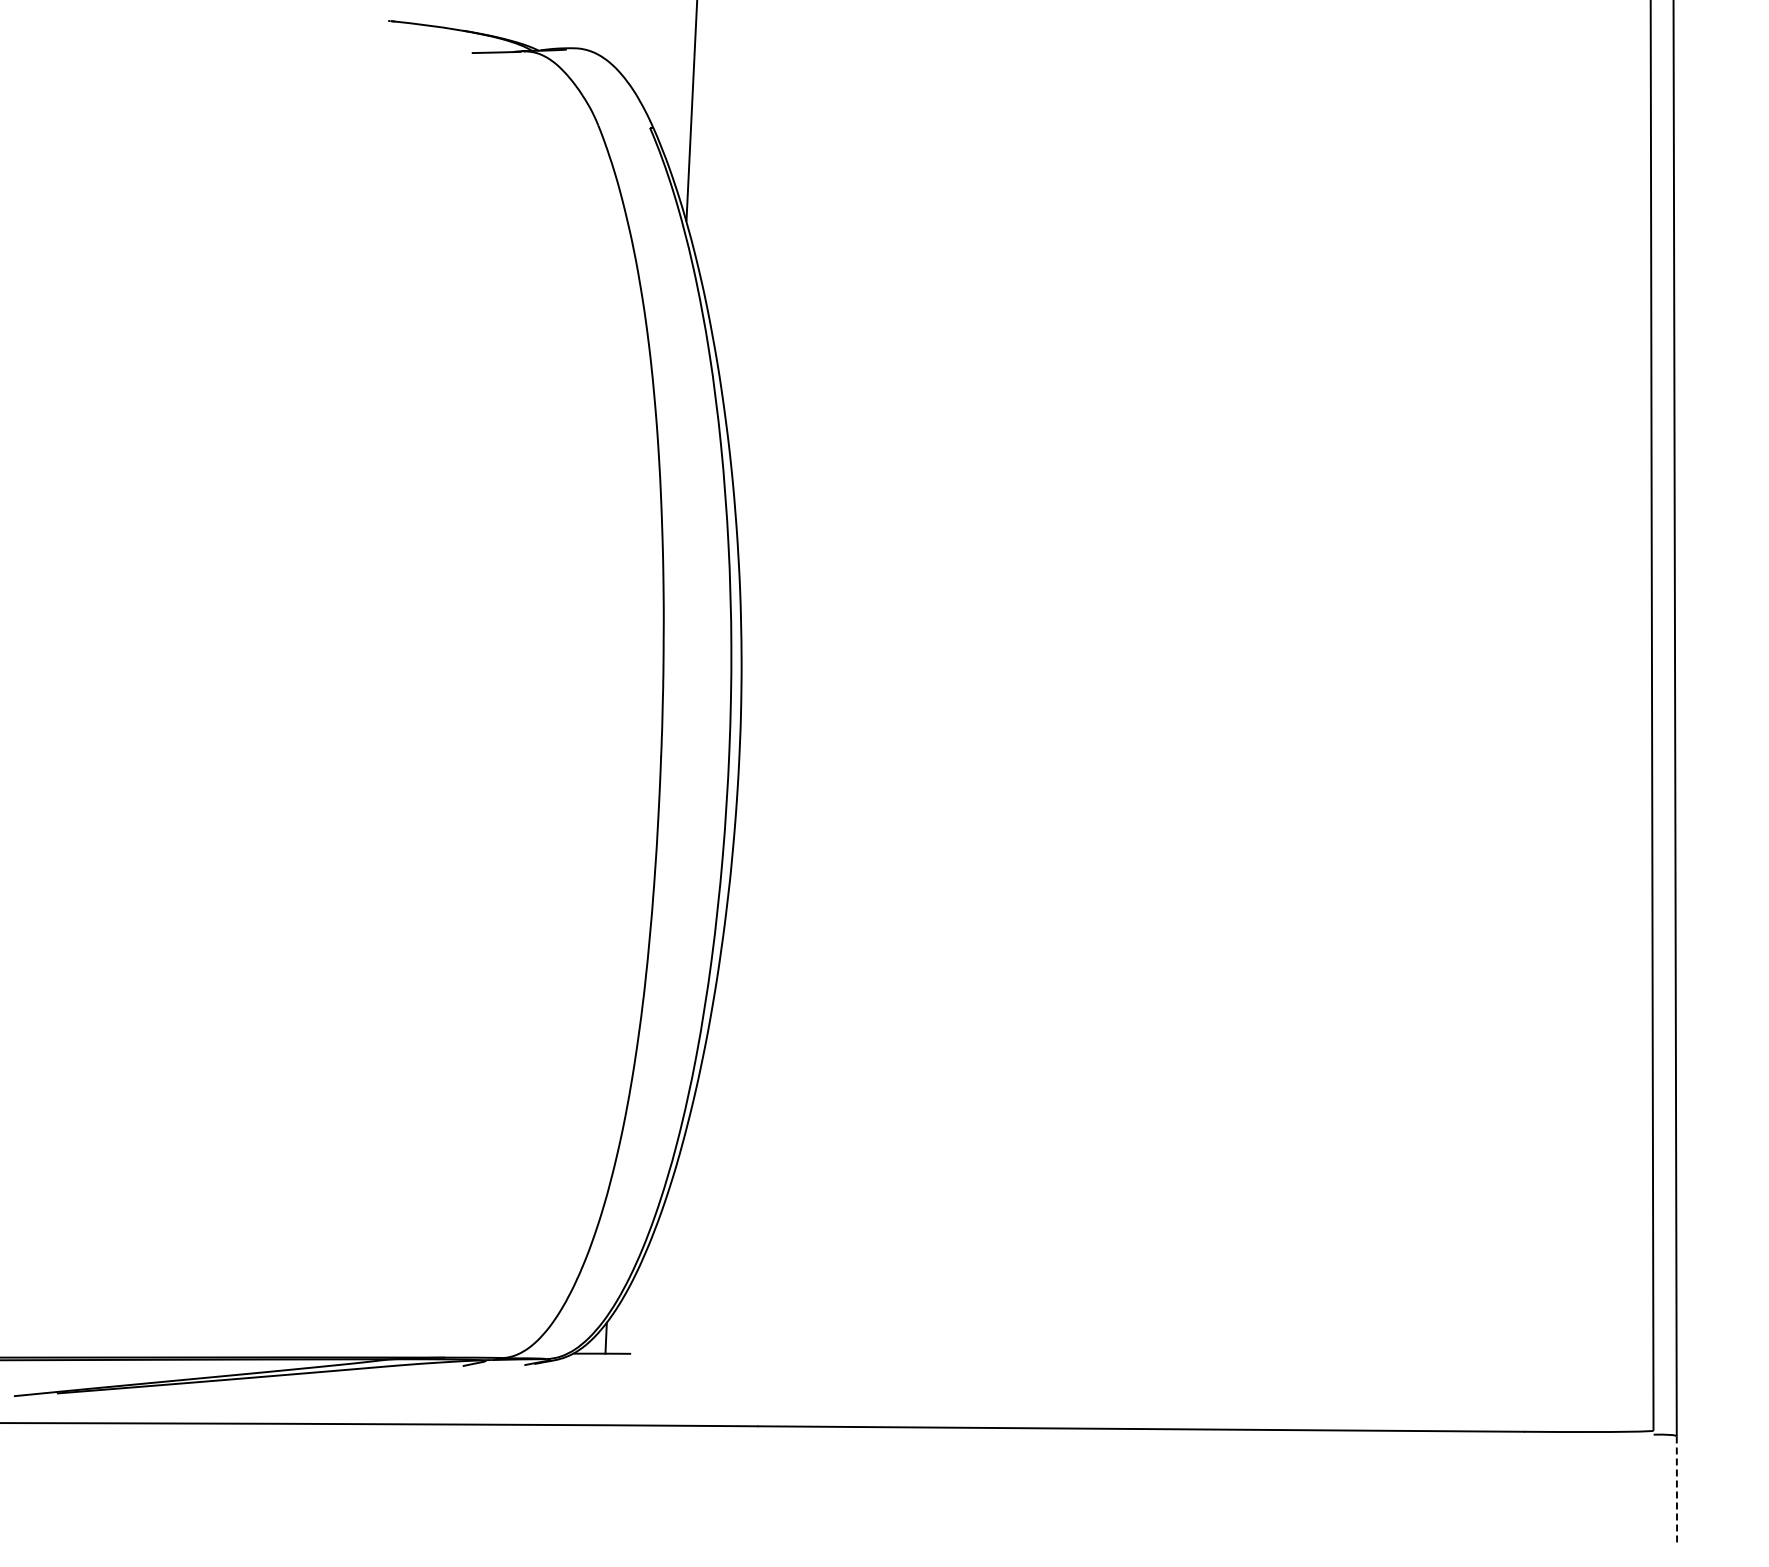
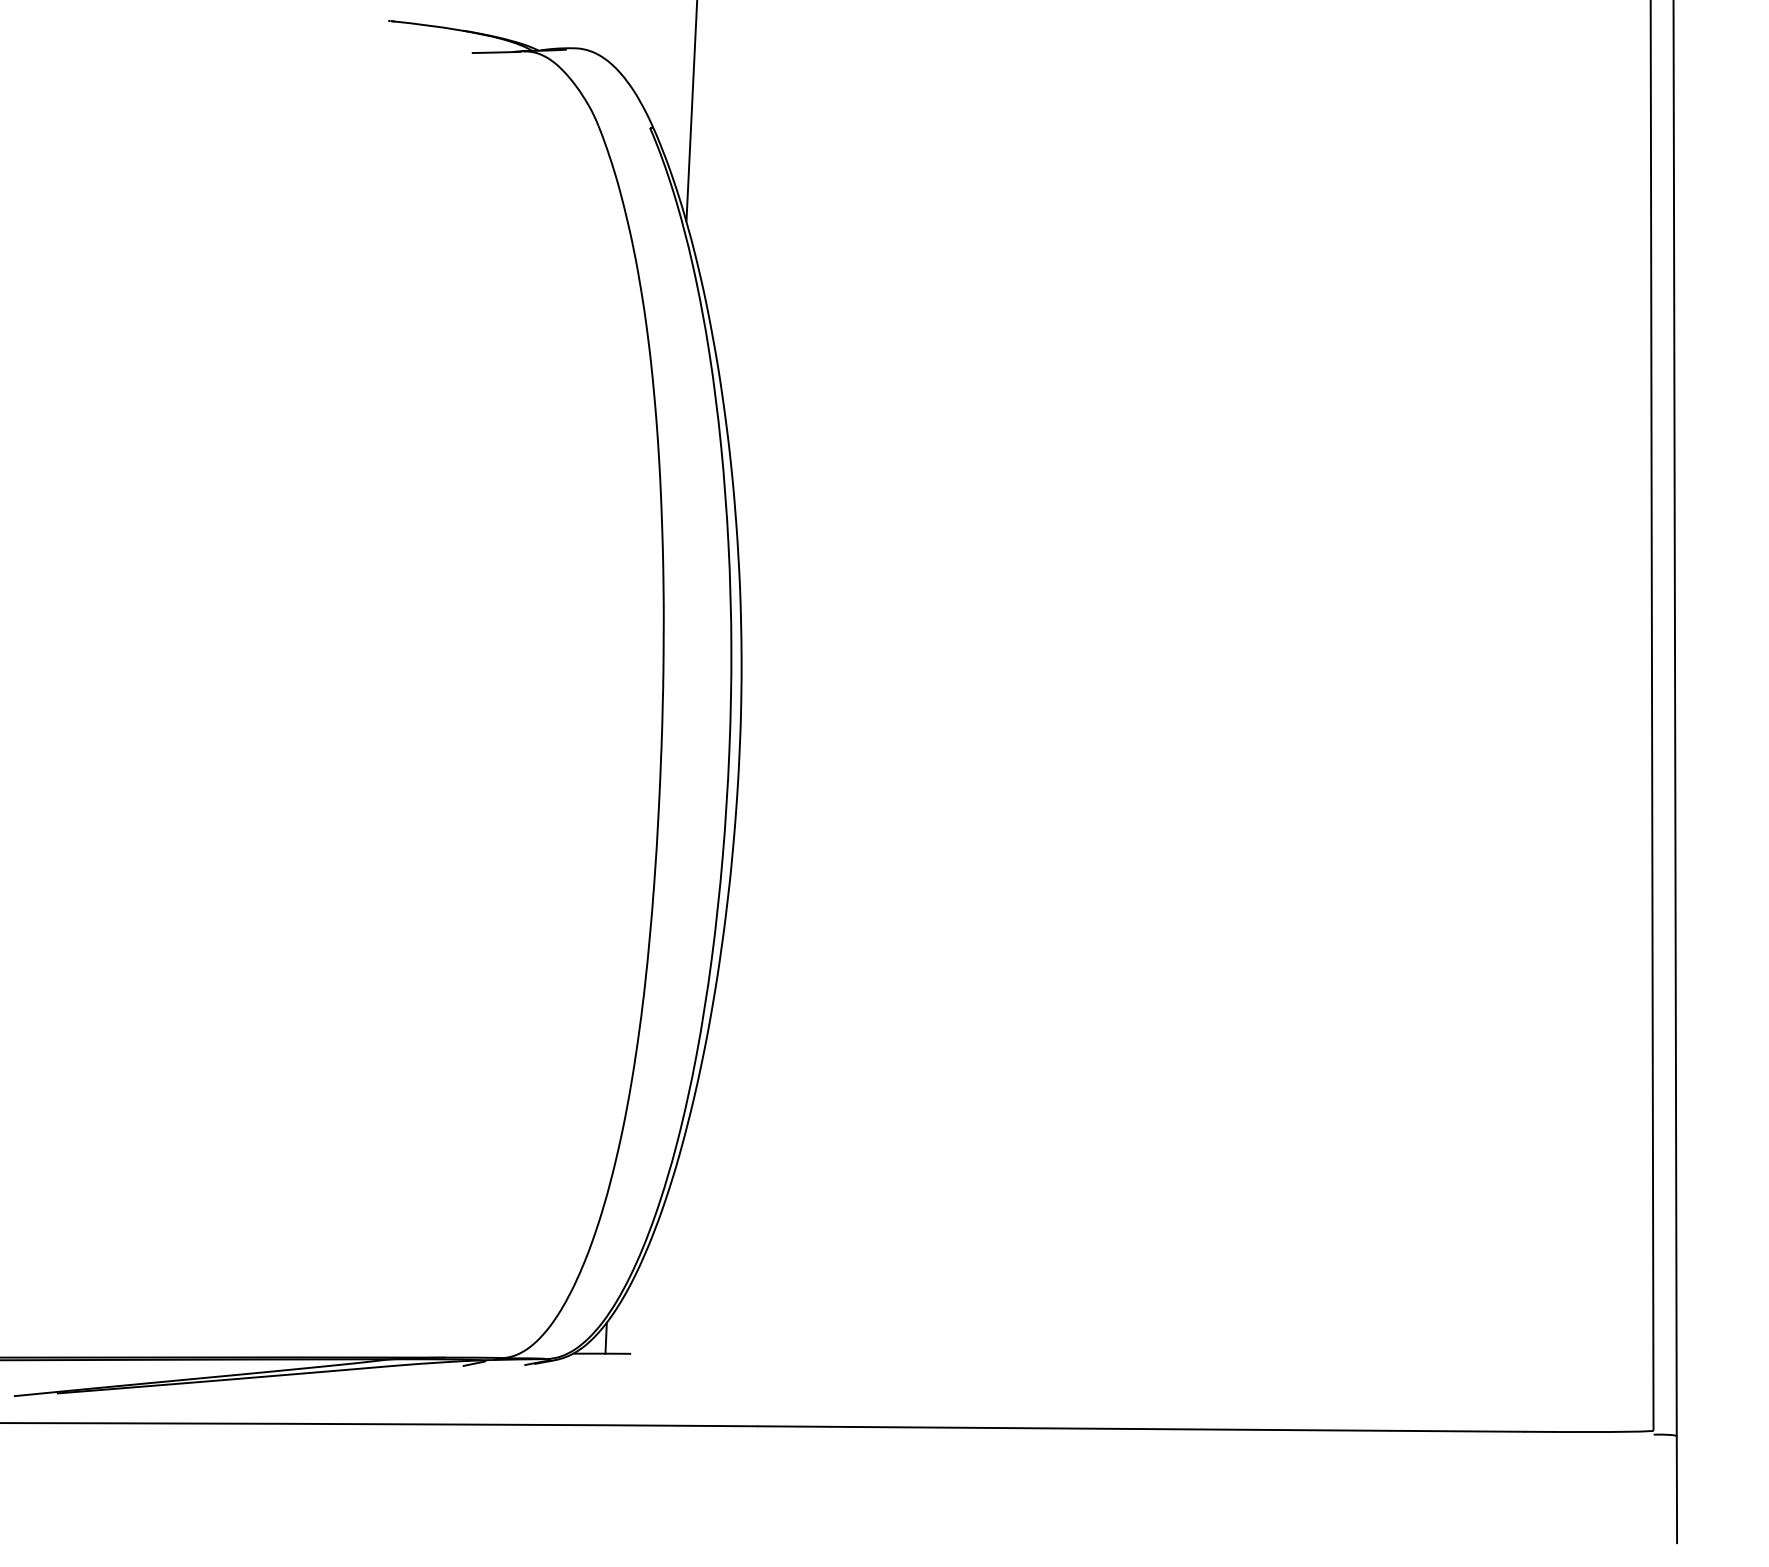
line: dashed -> solid (1676, 1490)
